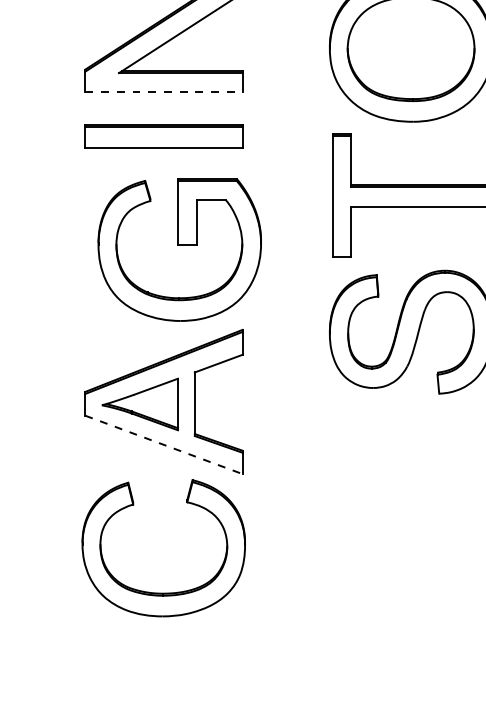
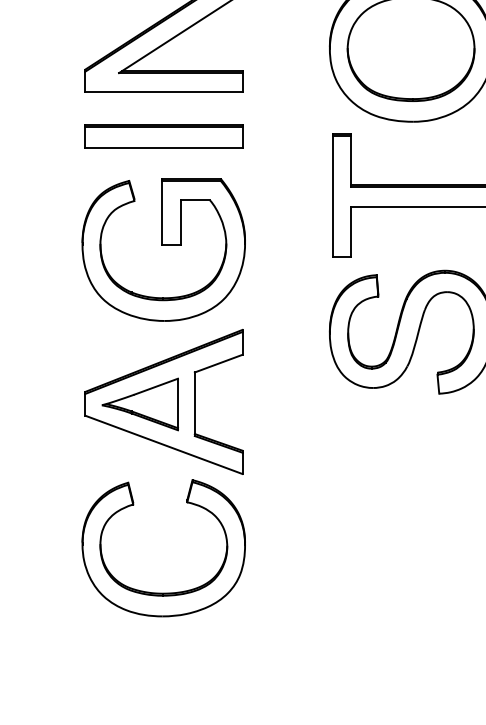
line: dashed -> solid (163, 92)
part position: (179, 249) -> (163, 249) (163, 249)
line: dashed -> solid (163, 444)
